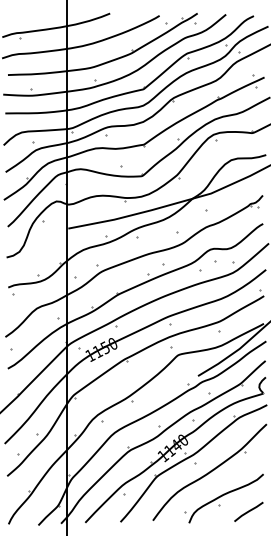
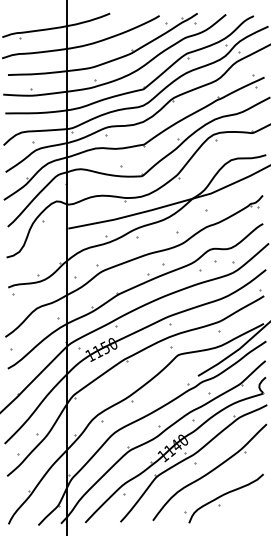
line: present -> none (248, 511)
